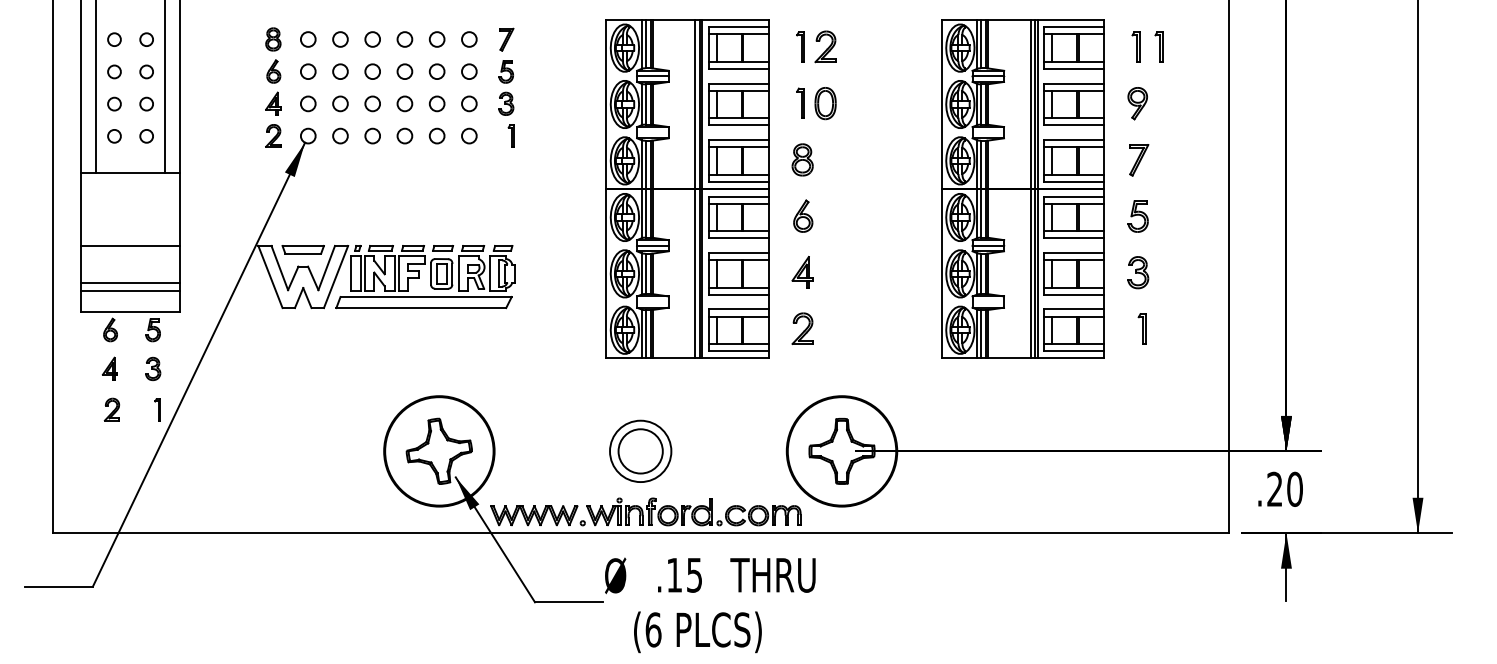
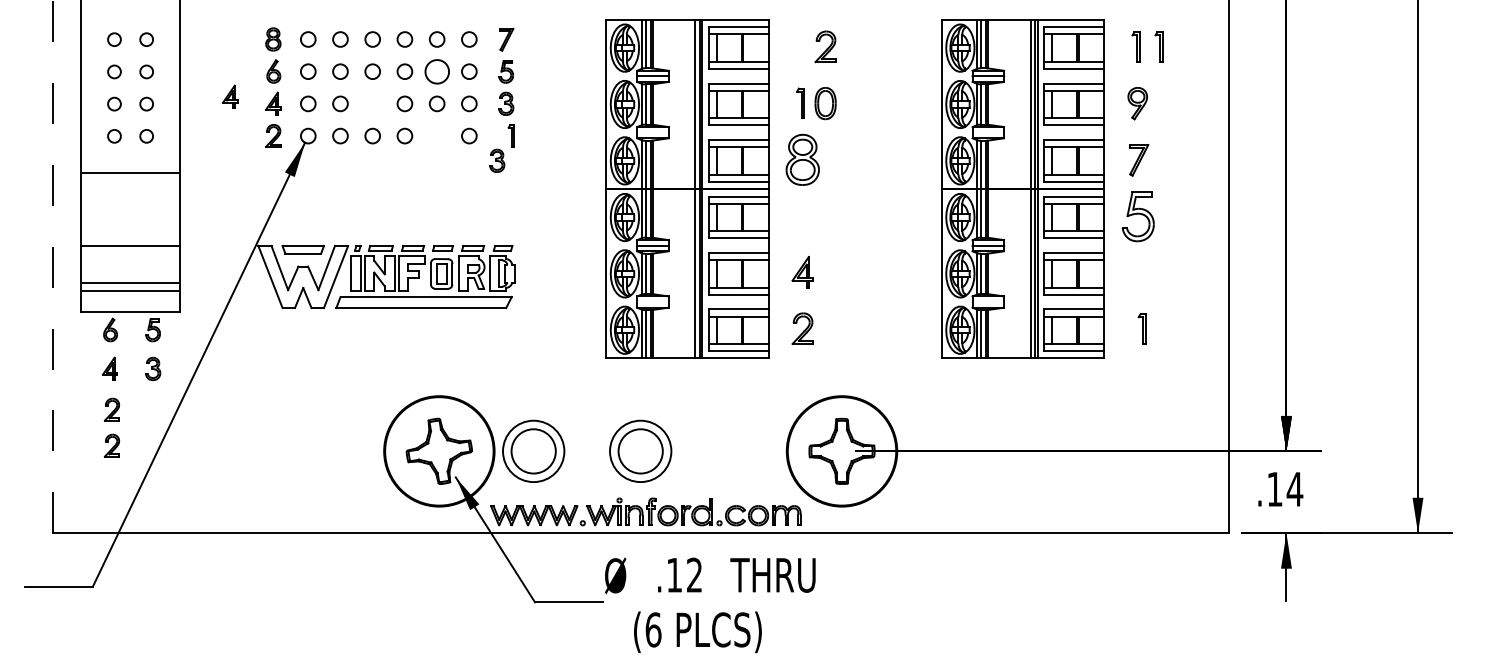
part: present -> none (800, 46)
circle size: 18x17 px -> 26x26 px (436, 71)
line: present -> none (95, 87)
line: present -> none (165, 87)
part: none -> present (230, 96)
circle: present -> none (372, 103)
circle: present -> none (436, 135)
part size: 23x34 px -> 35x53 px (802, 159)
part: none -> present (497, 160)
part: present -> none (803, 215)
part size: 22x33 px -> 34x52 px (1137, 216)
line: solid -> dashed (52, 266)
part: present -> none (1138, 272)
part: present -> none (157, 409)
part: none -> present (111, 445)
part: none -> present (533, 450)
text: .20 -> .14 (1285, 488)
text: .15 -> .12 (694, 574)
